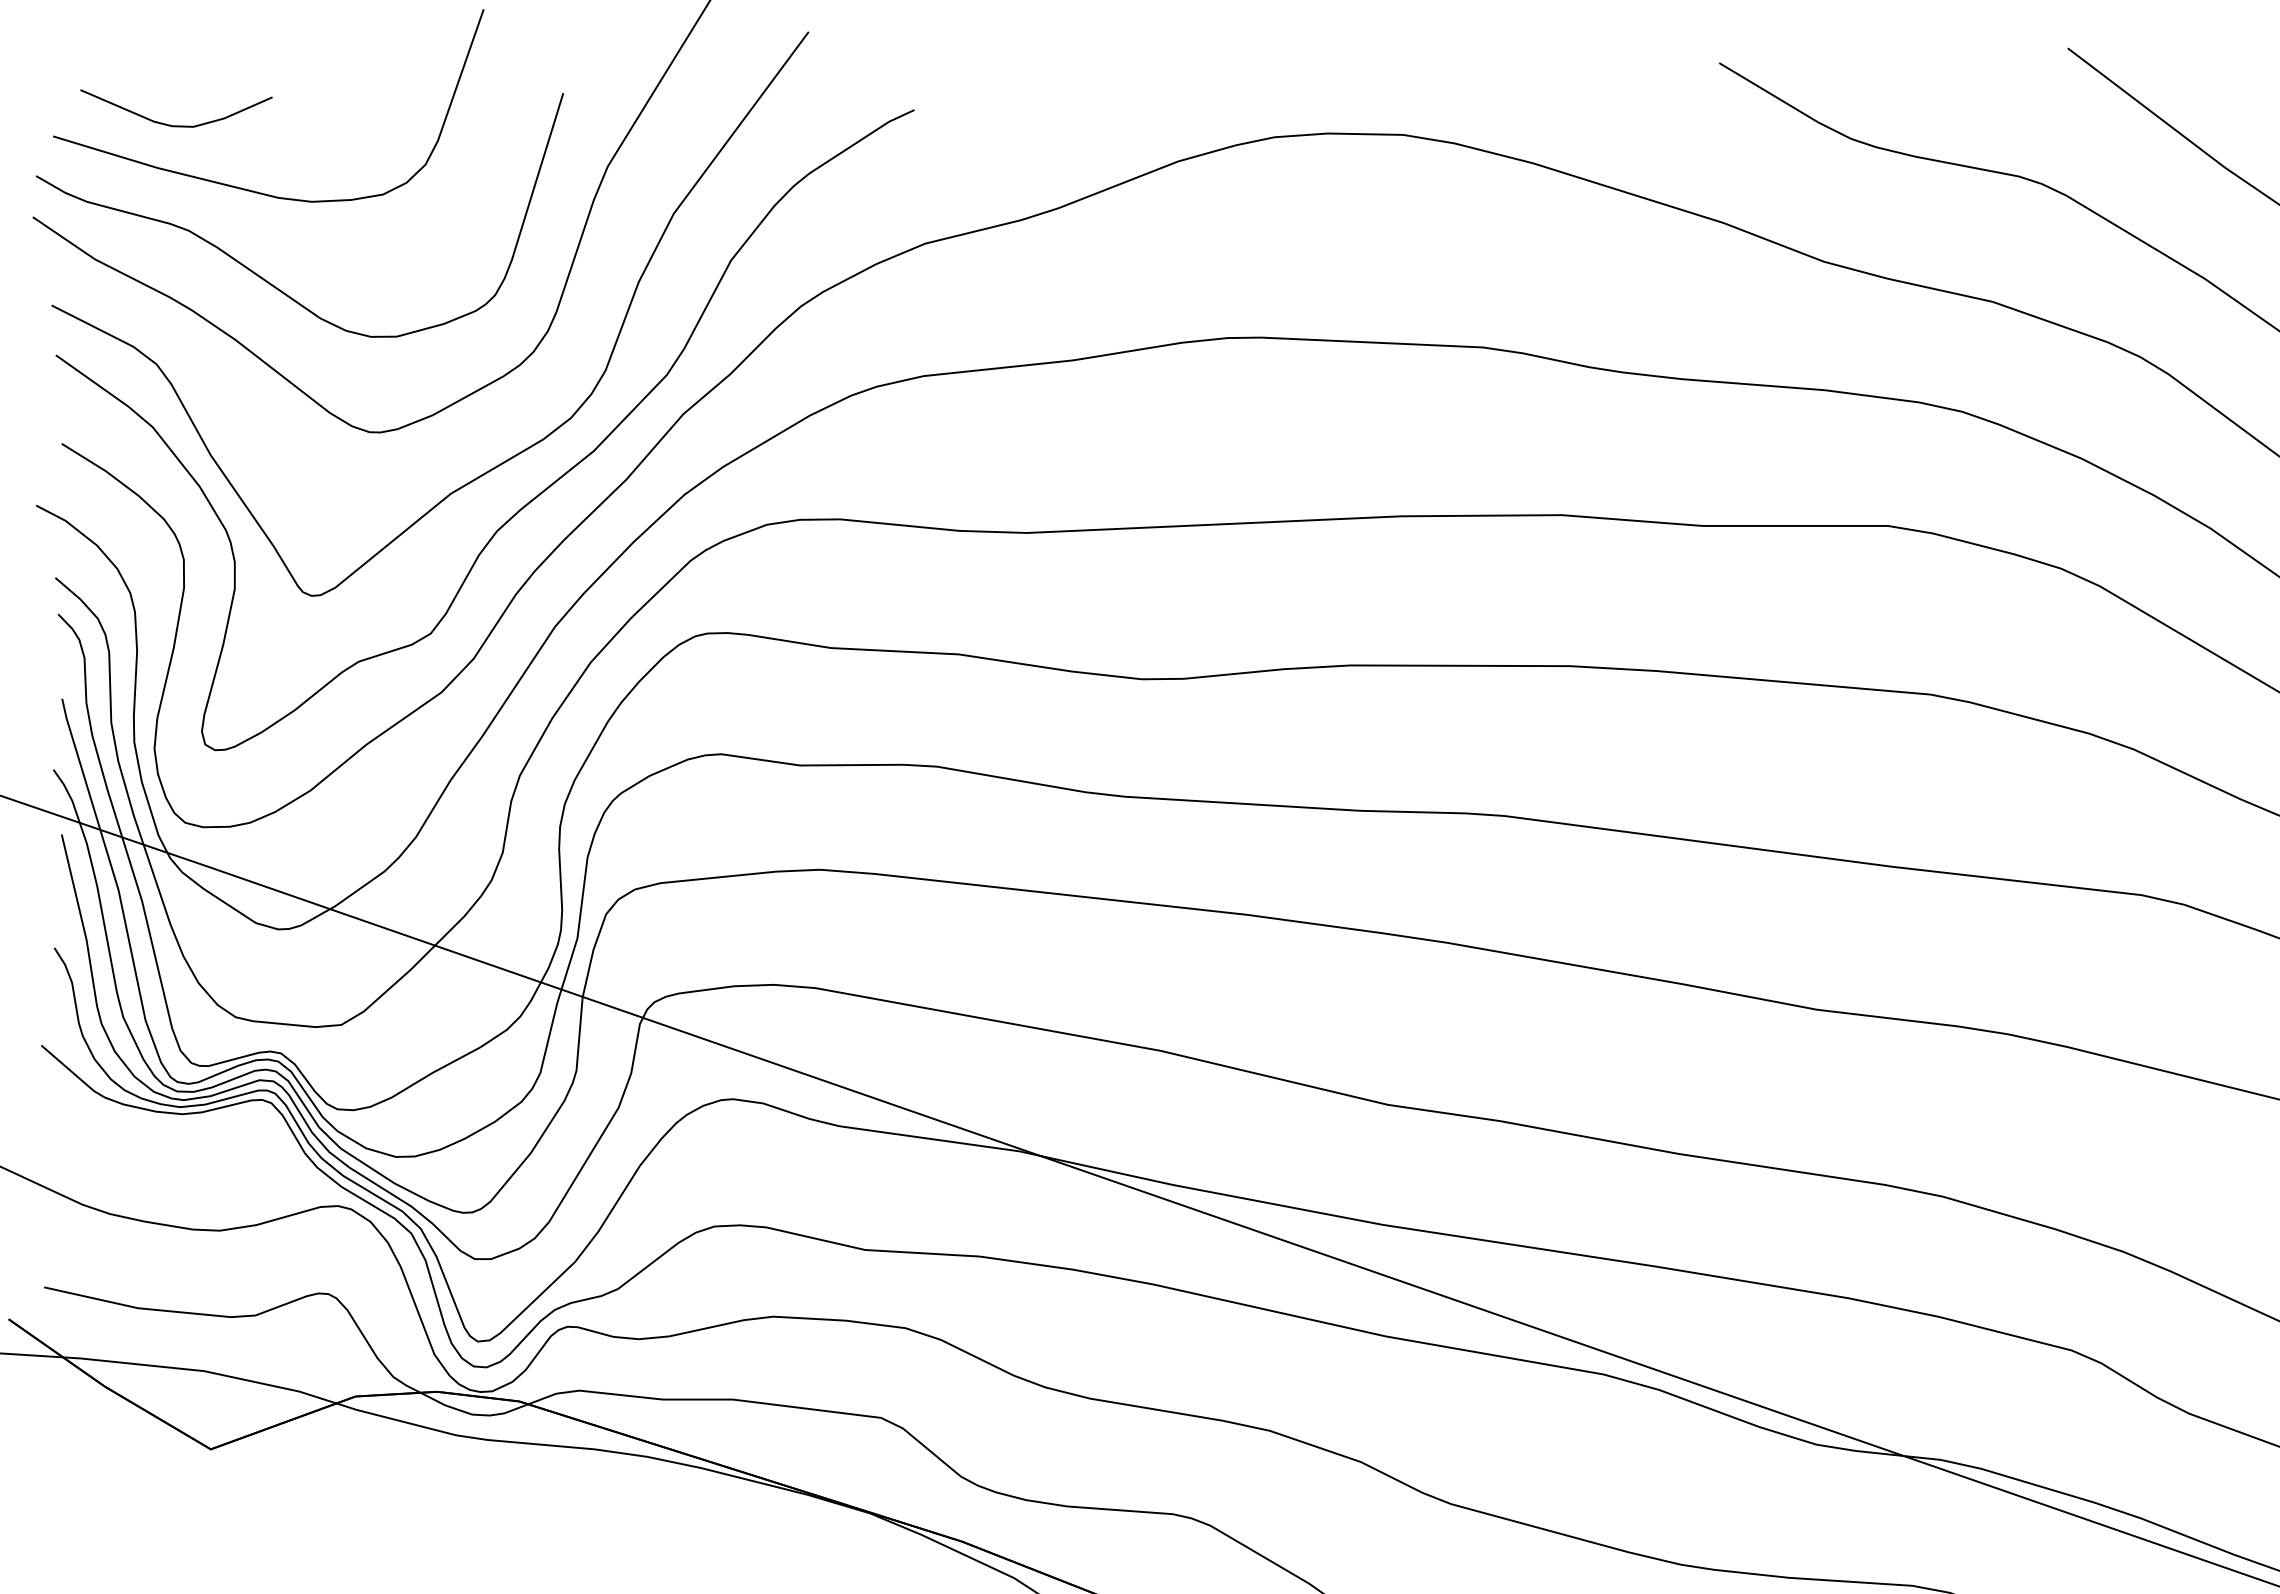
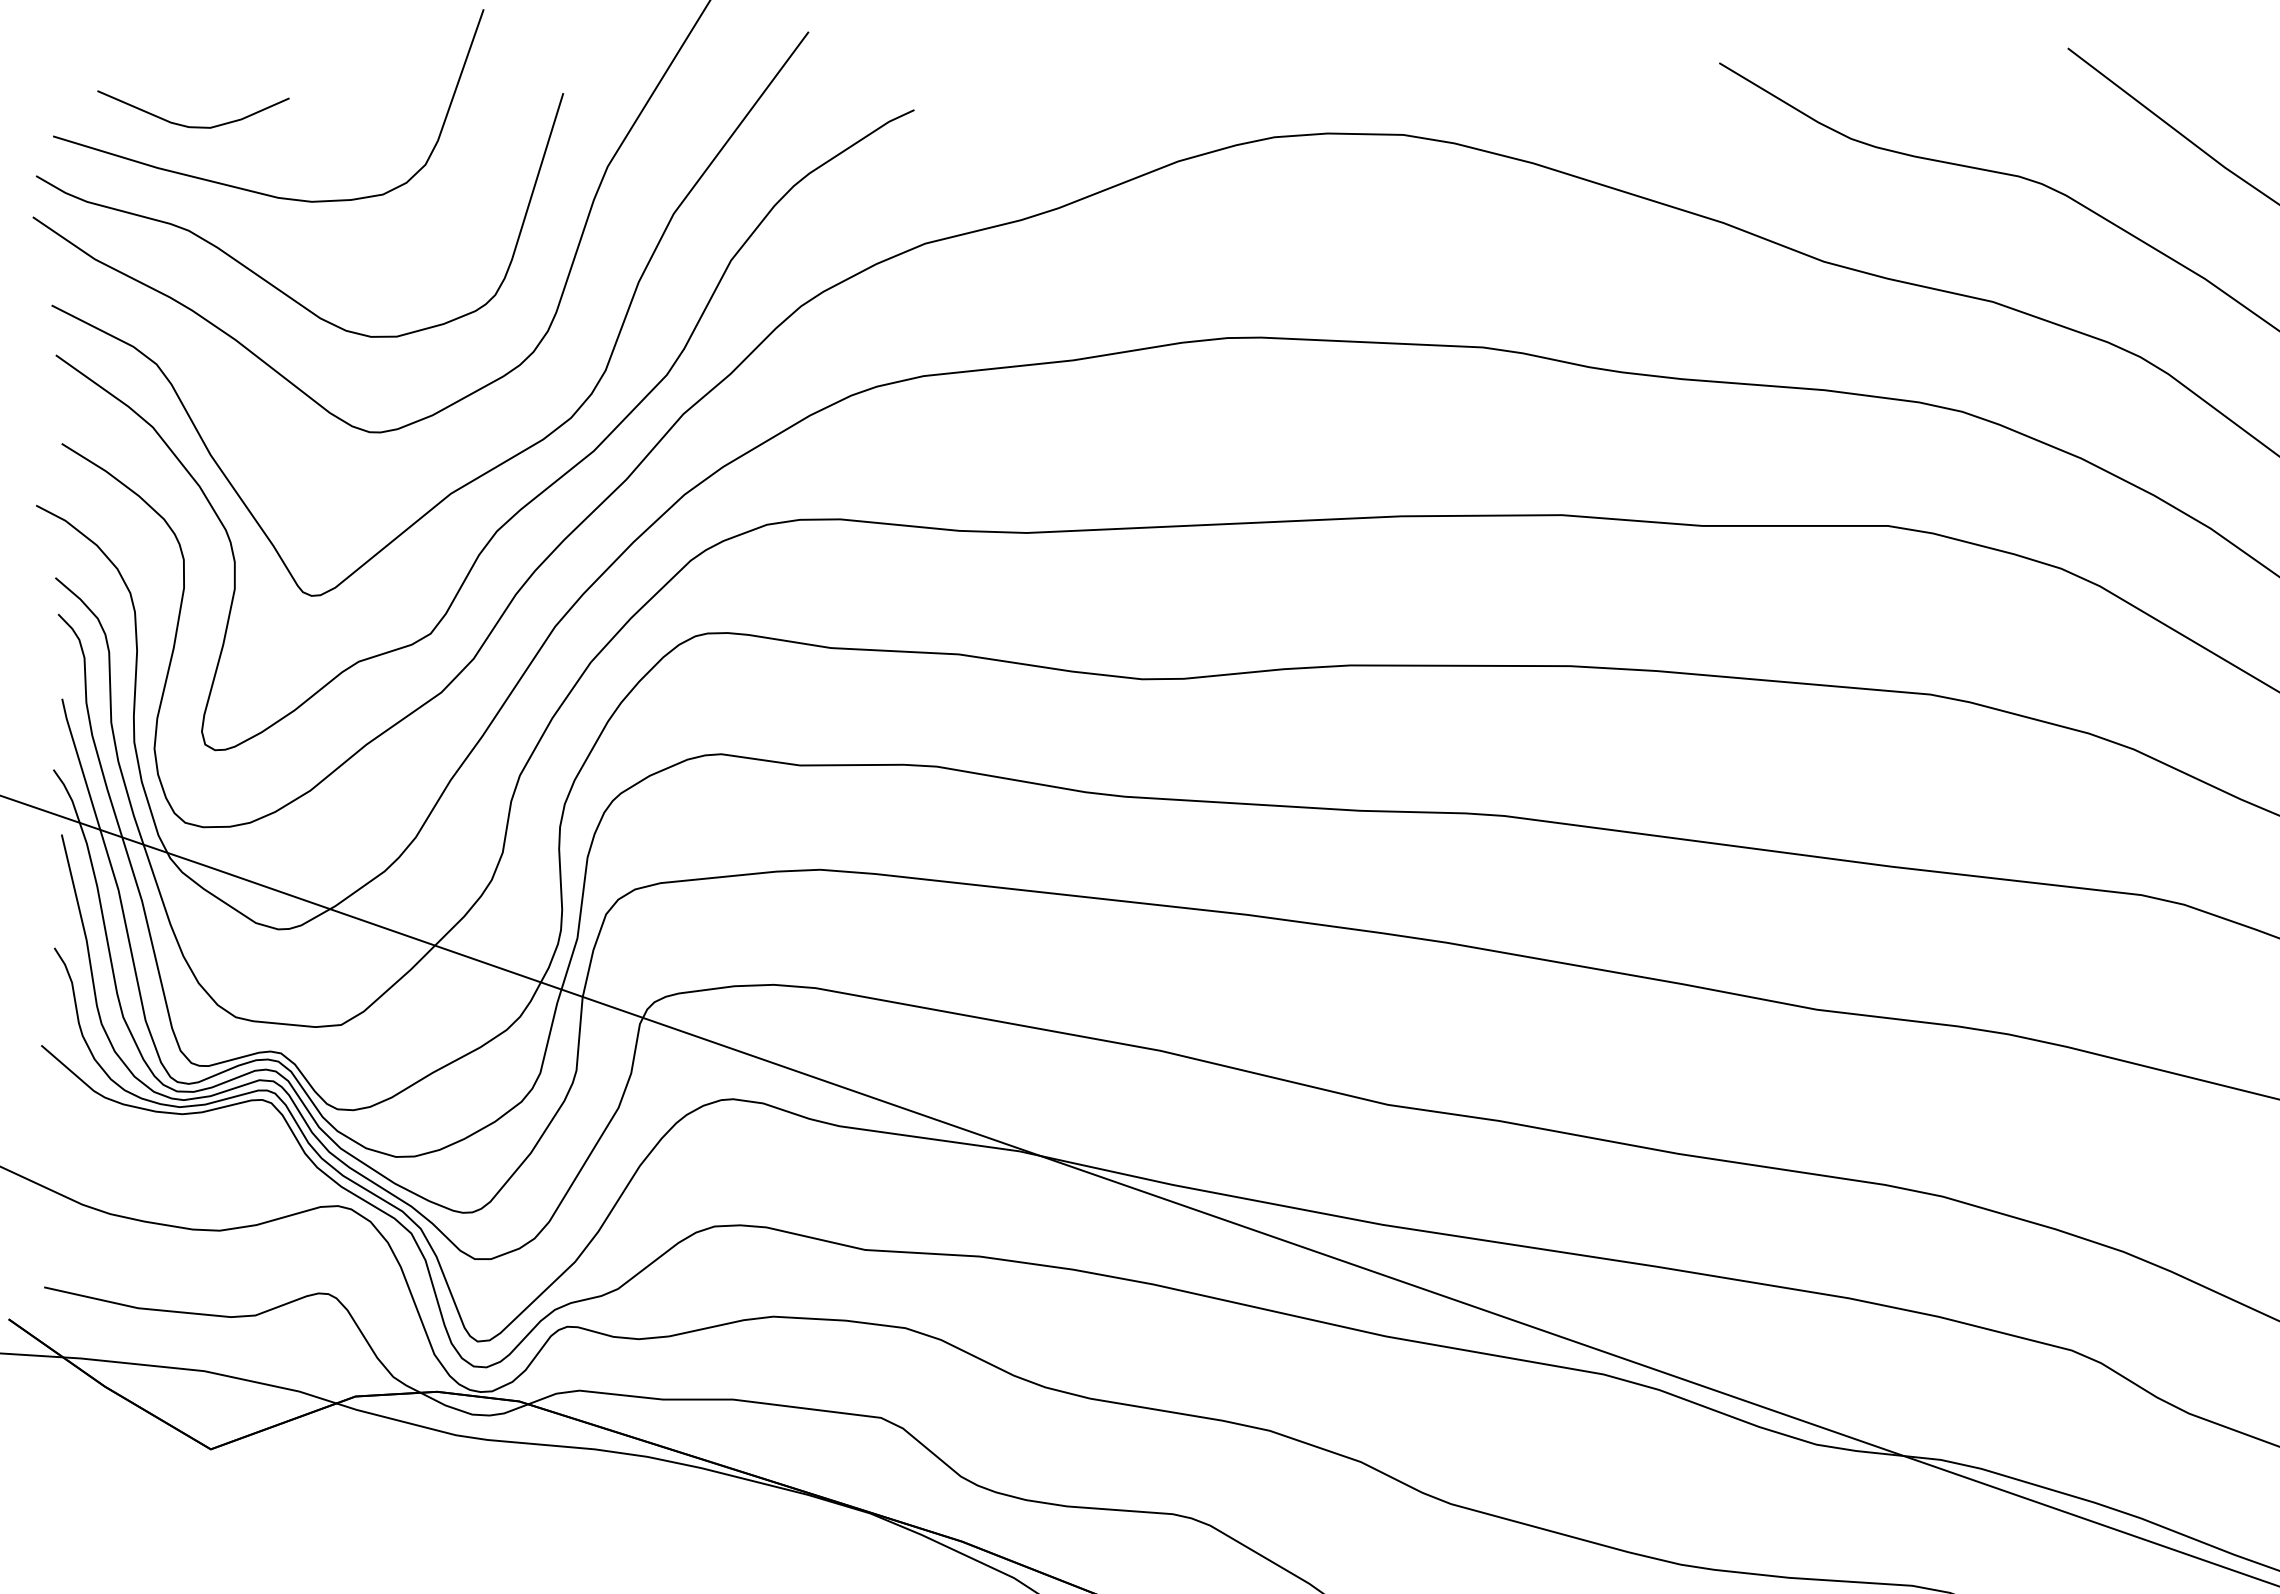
curve position: (176, 125) -> (193, 126) (193, 126)
